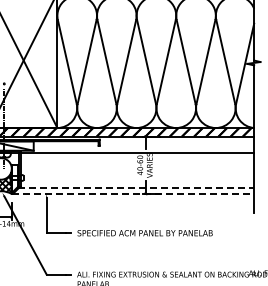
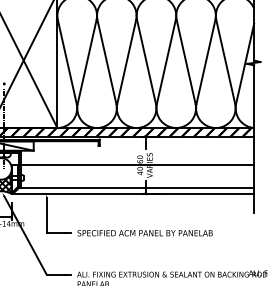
line position: (137, 153) -> (137, 165) (137, 165)
line: dashed -> solid (136, 188)
line: dashed -> solid (133, 194)
